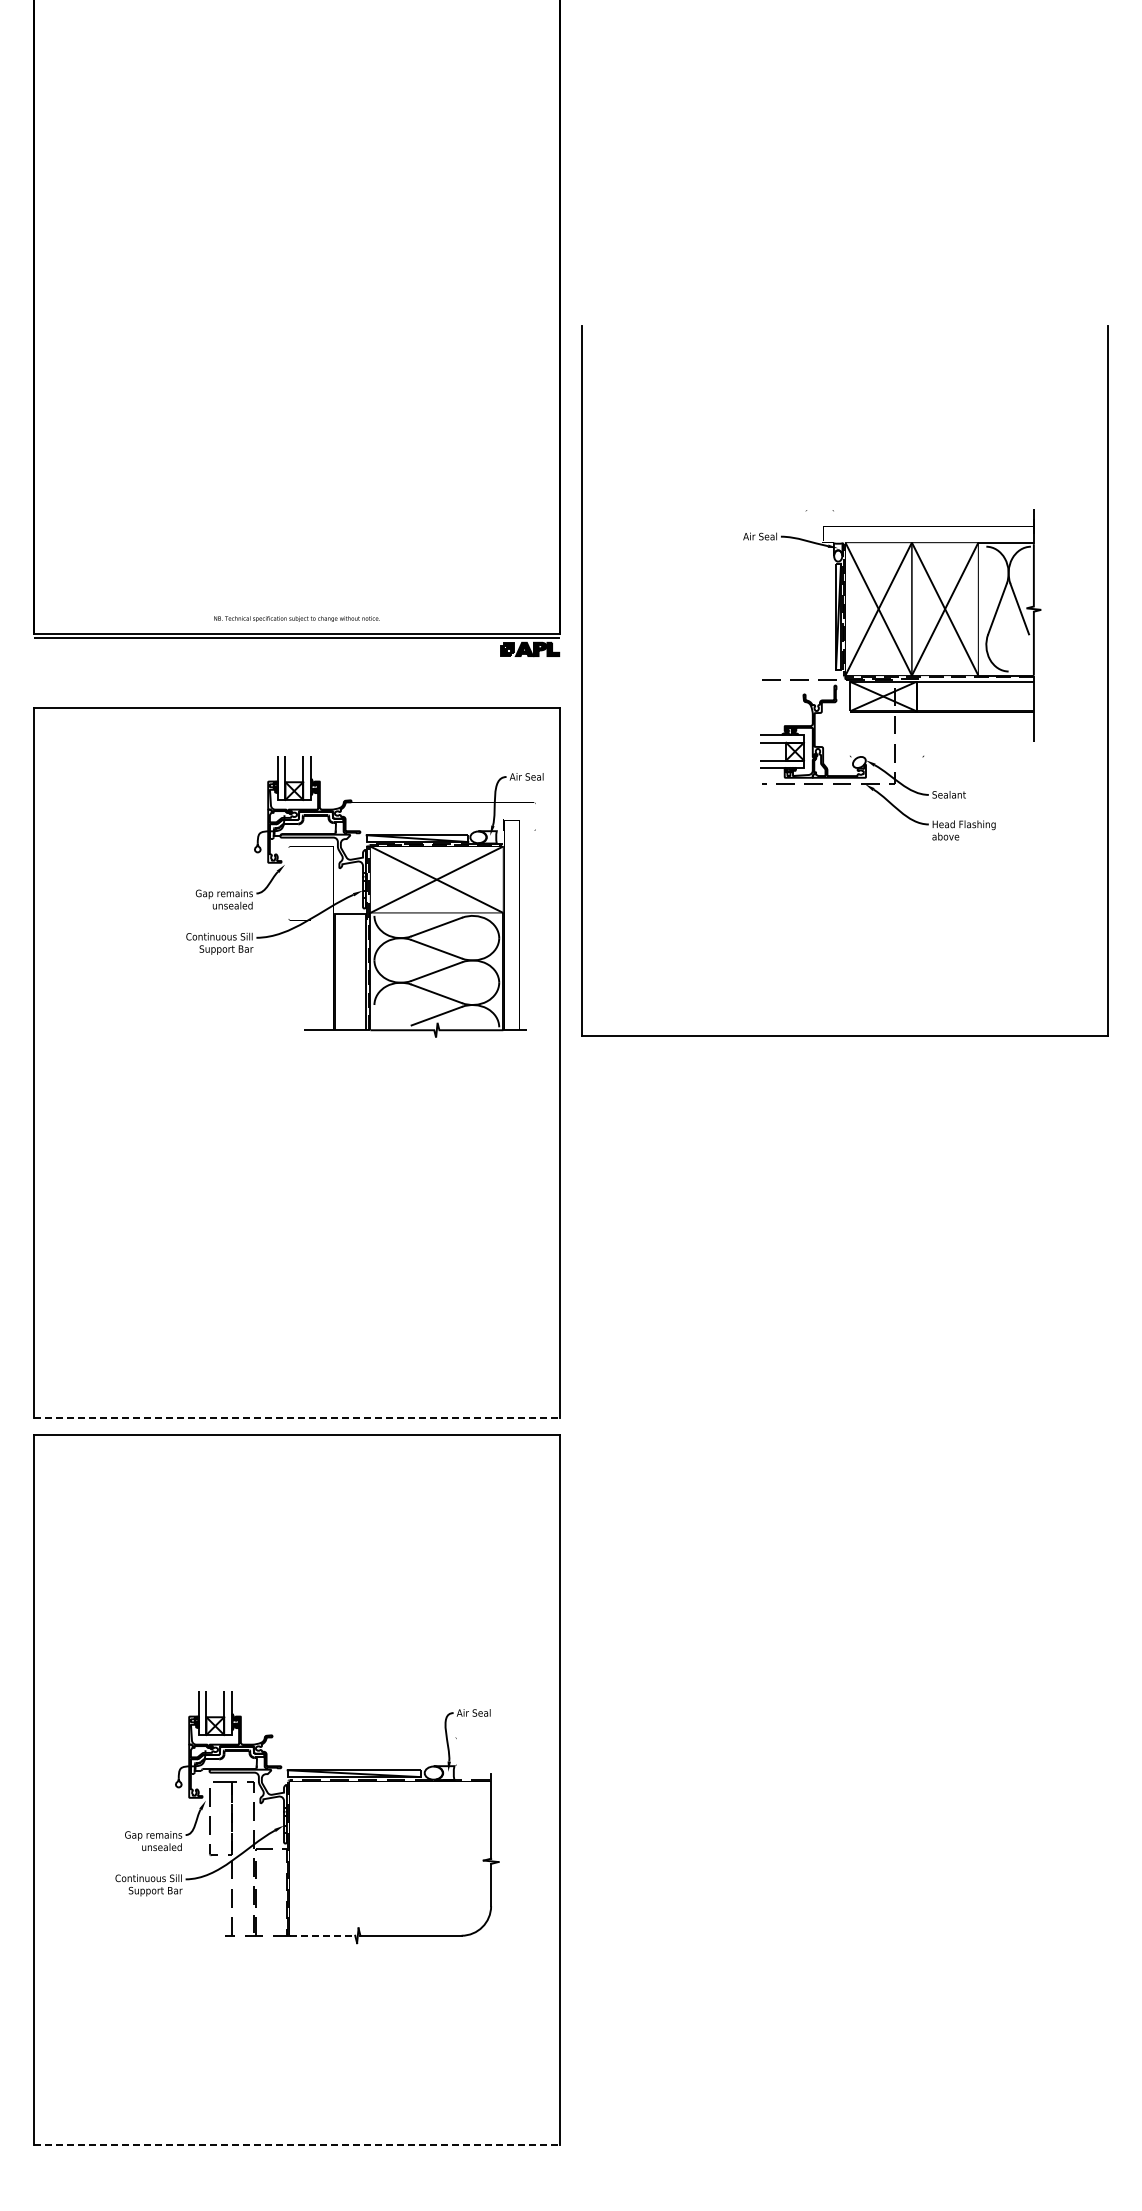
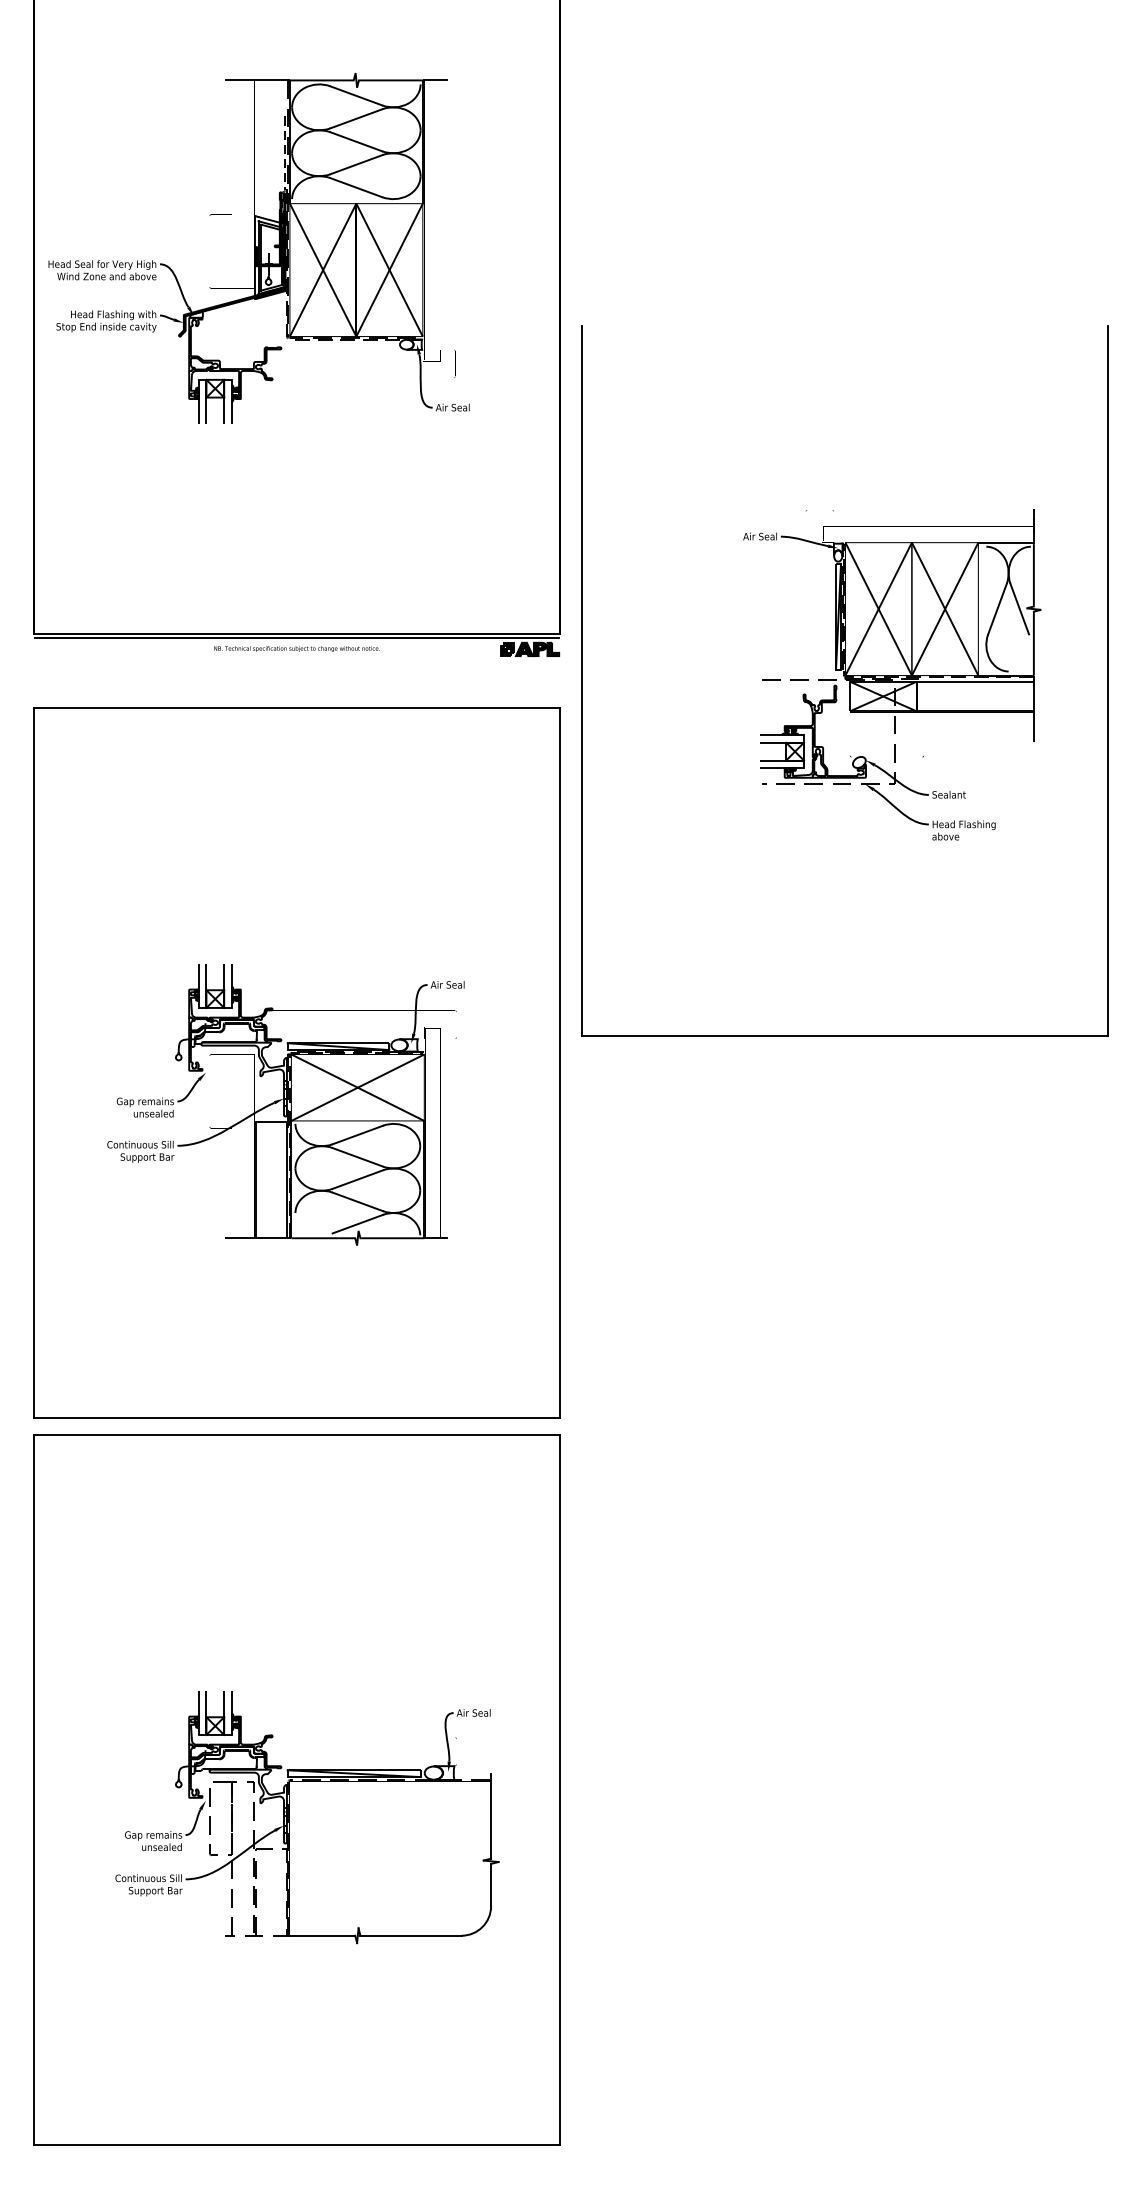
part: none -> present (258, 247)
text position: (296, 618) -> (296, 648) (296, 648)
part position: (364, 896) -> (285, 1104) (285, 1104)
line: dashed -> solid (297, 1417)
line: dashed -> solid (322, 1935)
line: dashed -> solid (297, 2144)
